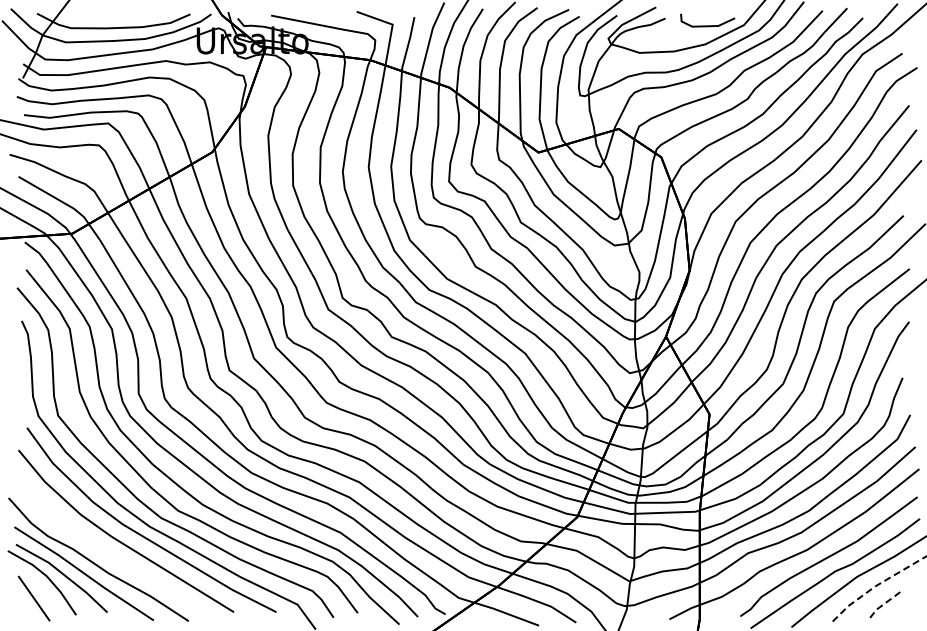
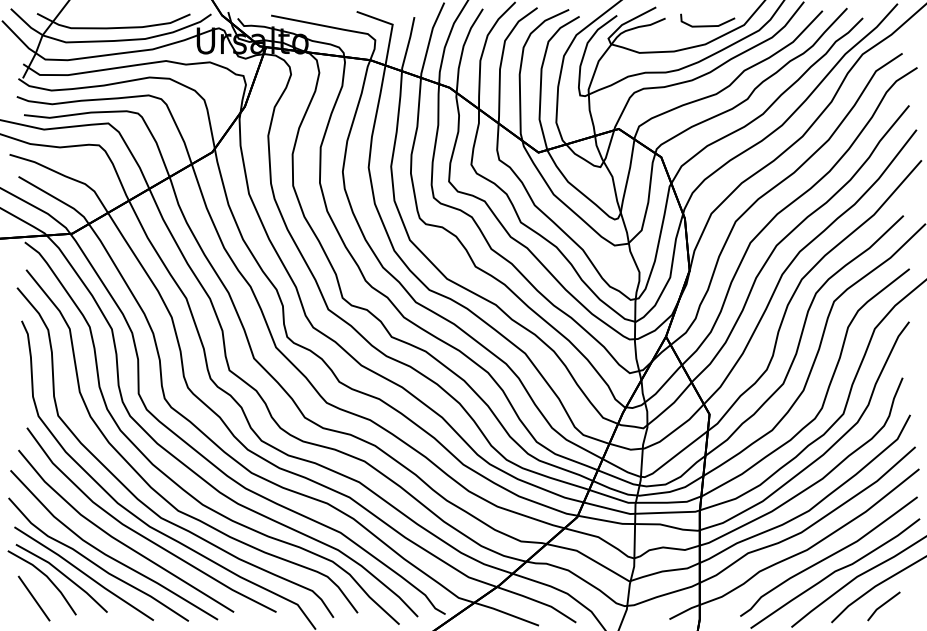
curve: none -> present (109, 555)
line: dashed -> solid (875, 586)
line: dashed -> solid (882, 605)
